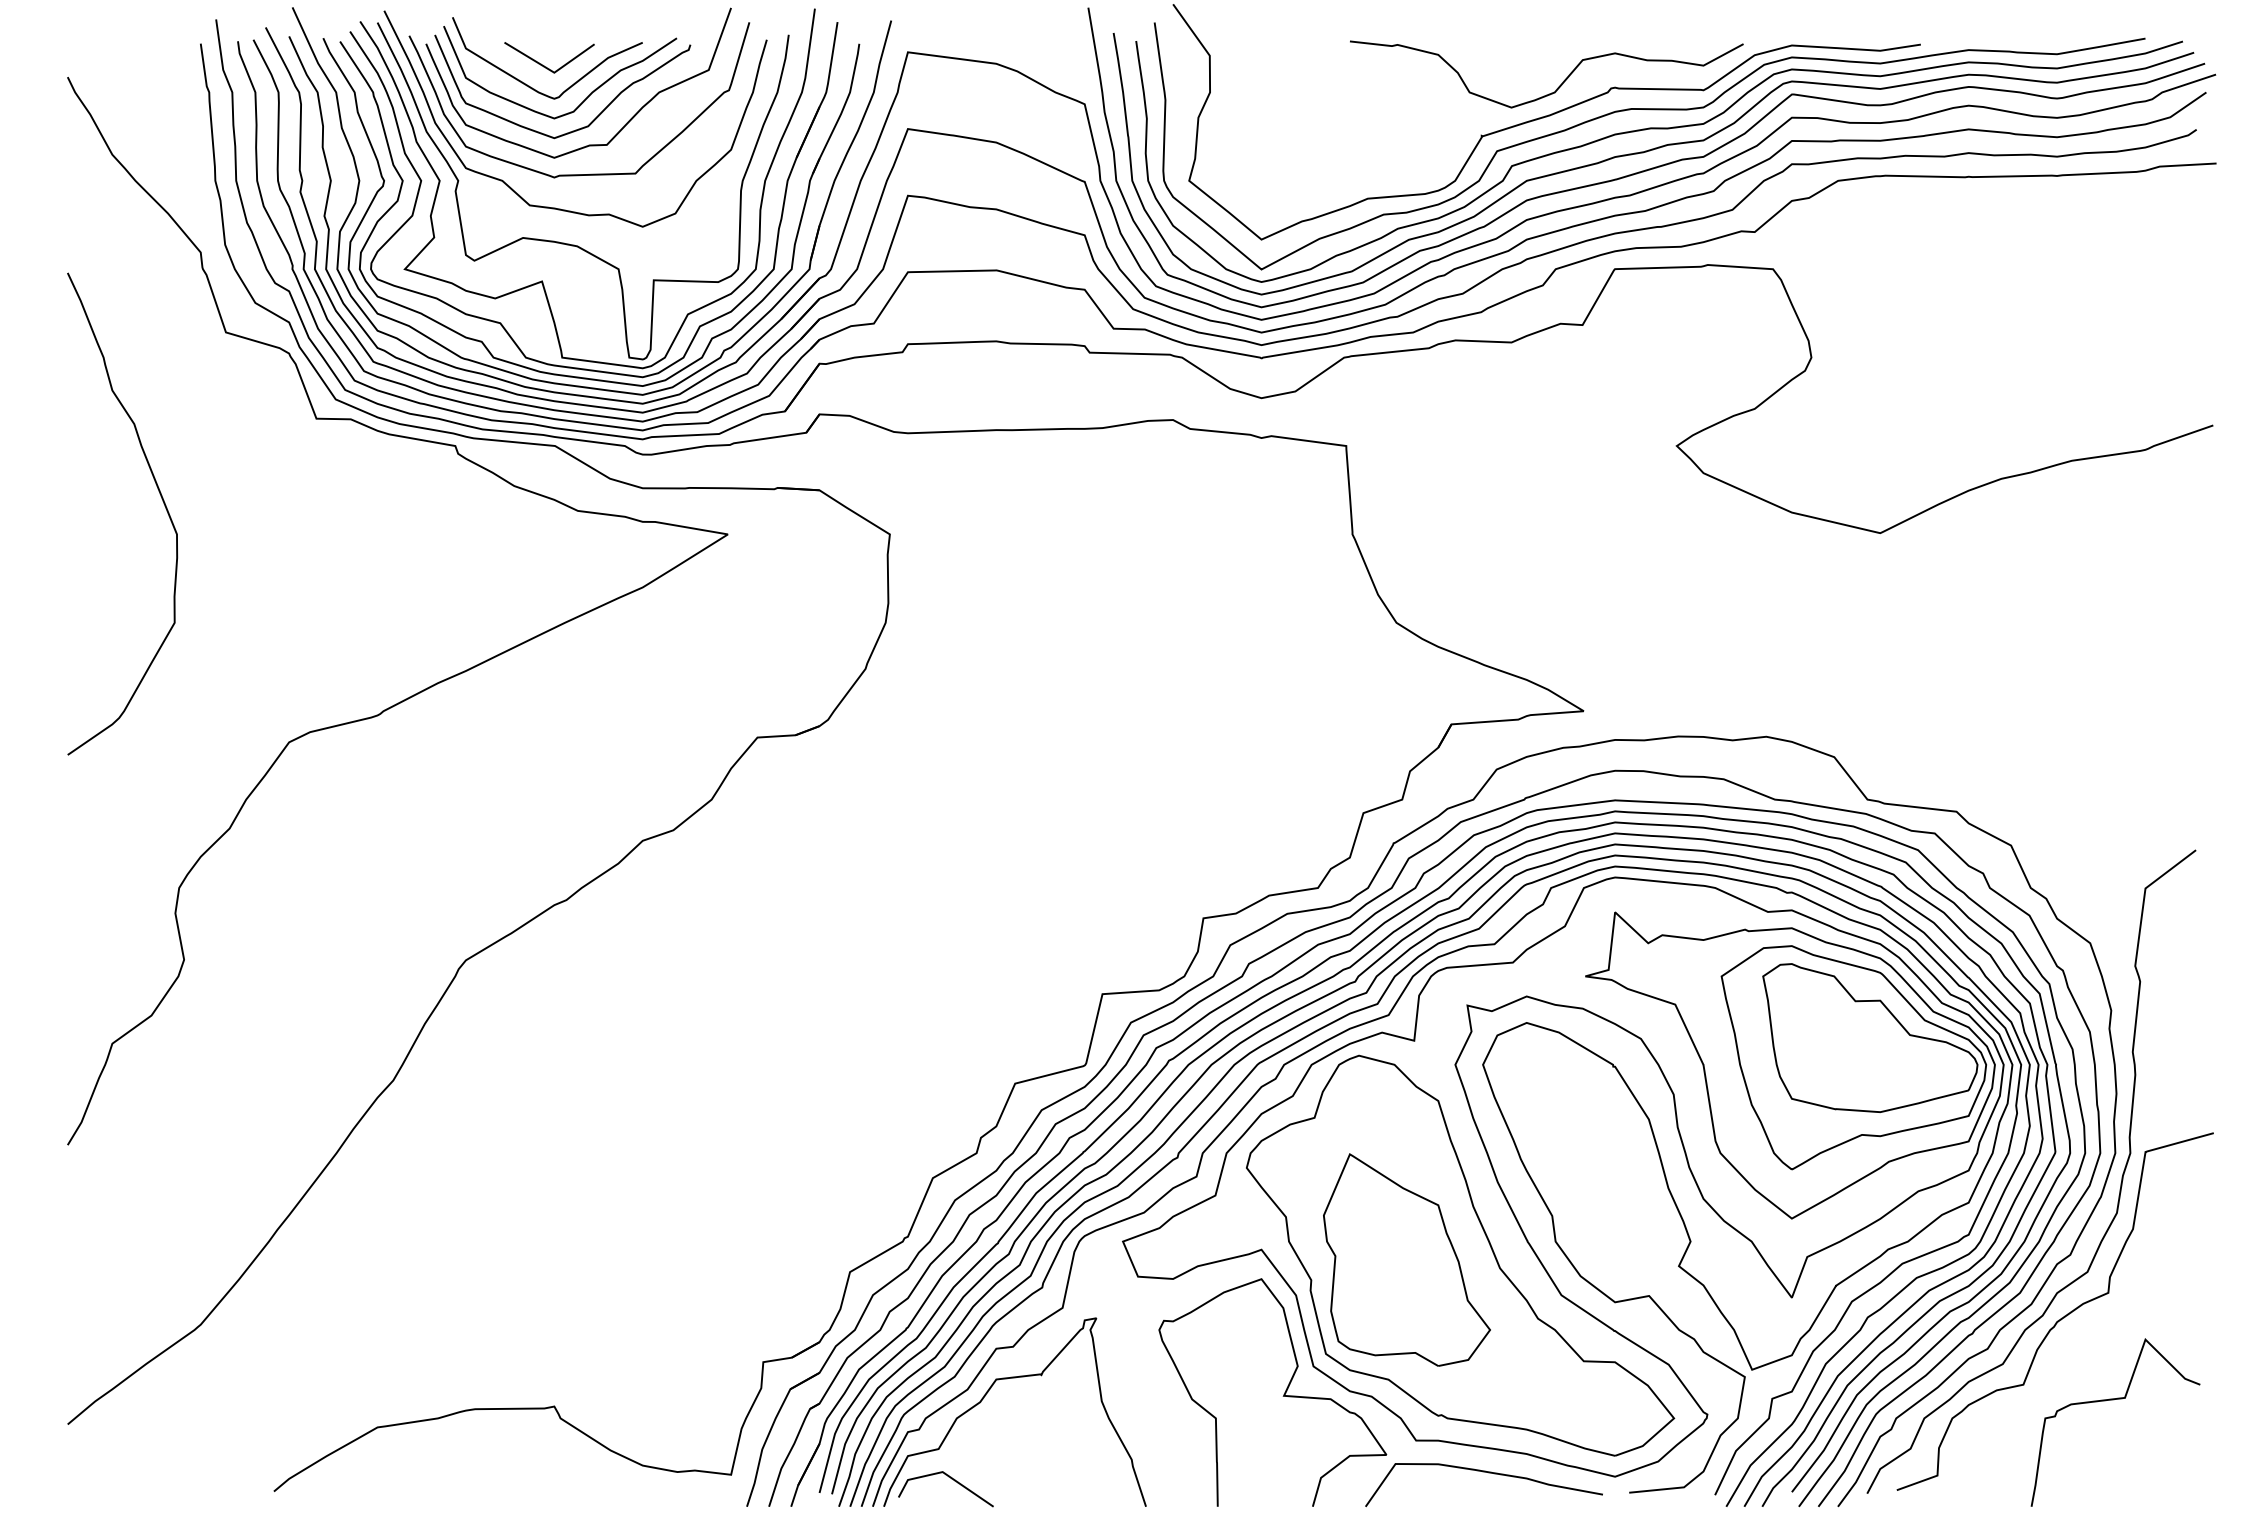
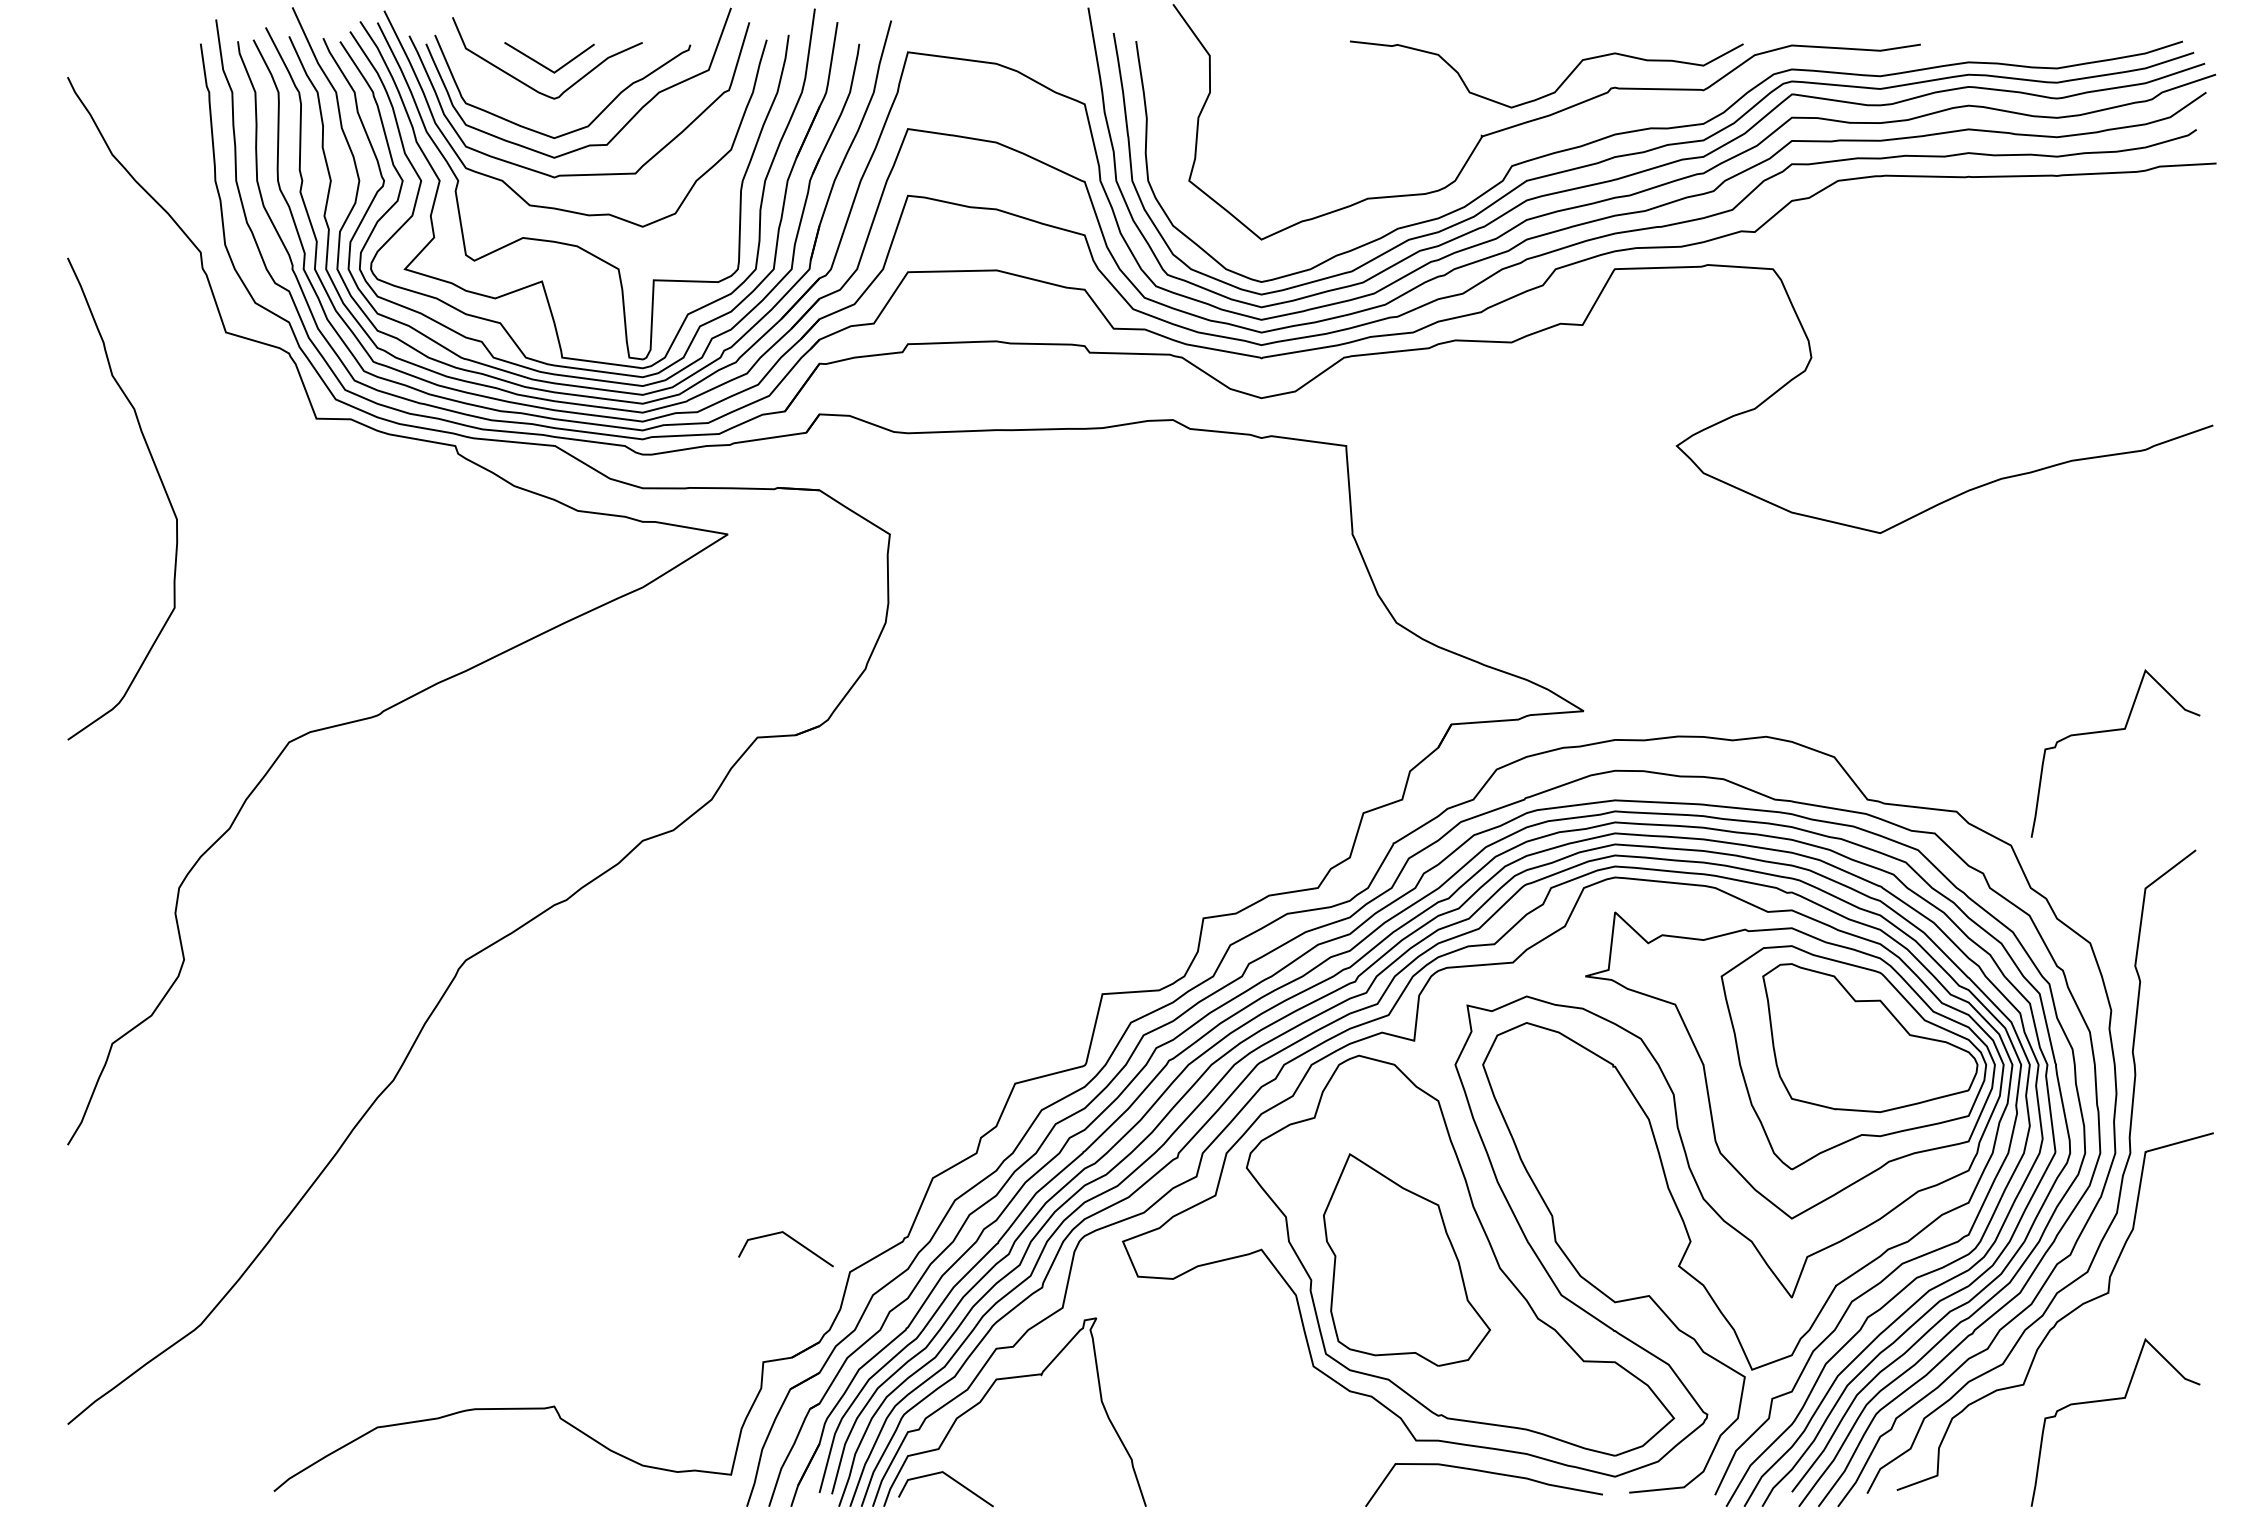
curve: present -> none (586, 97)
curve: present -> none (1649, 110)
curve position: (160, 496) -> (160, 481) (160, 481)
curve: none -> present (2114, 731)
line: none -> present (791, 1239)
curve: present -> none (1282, 1396)
